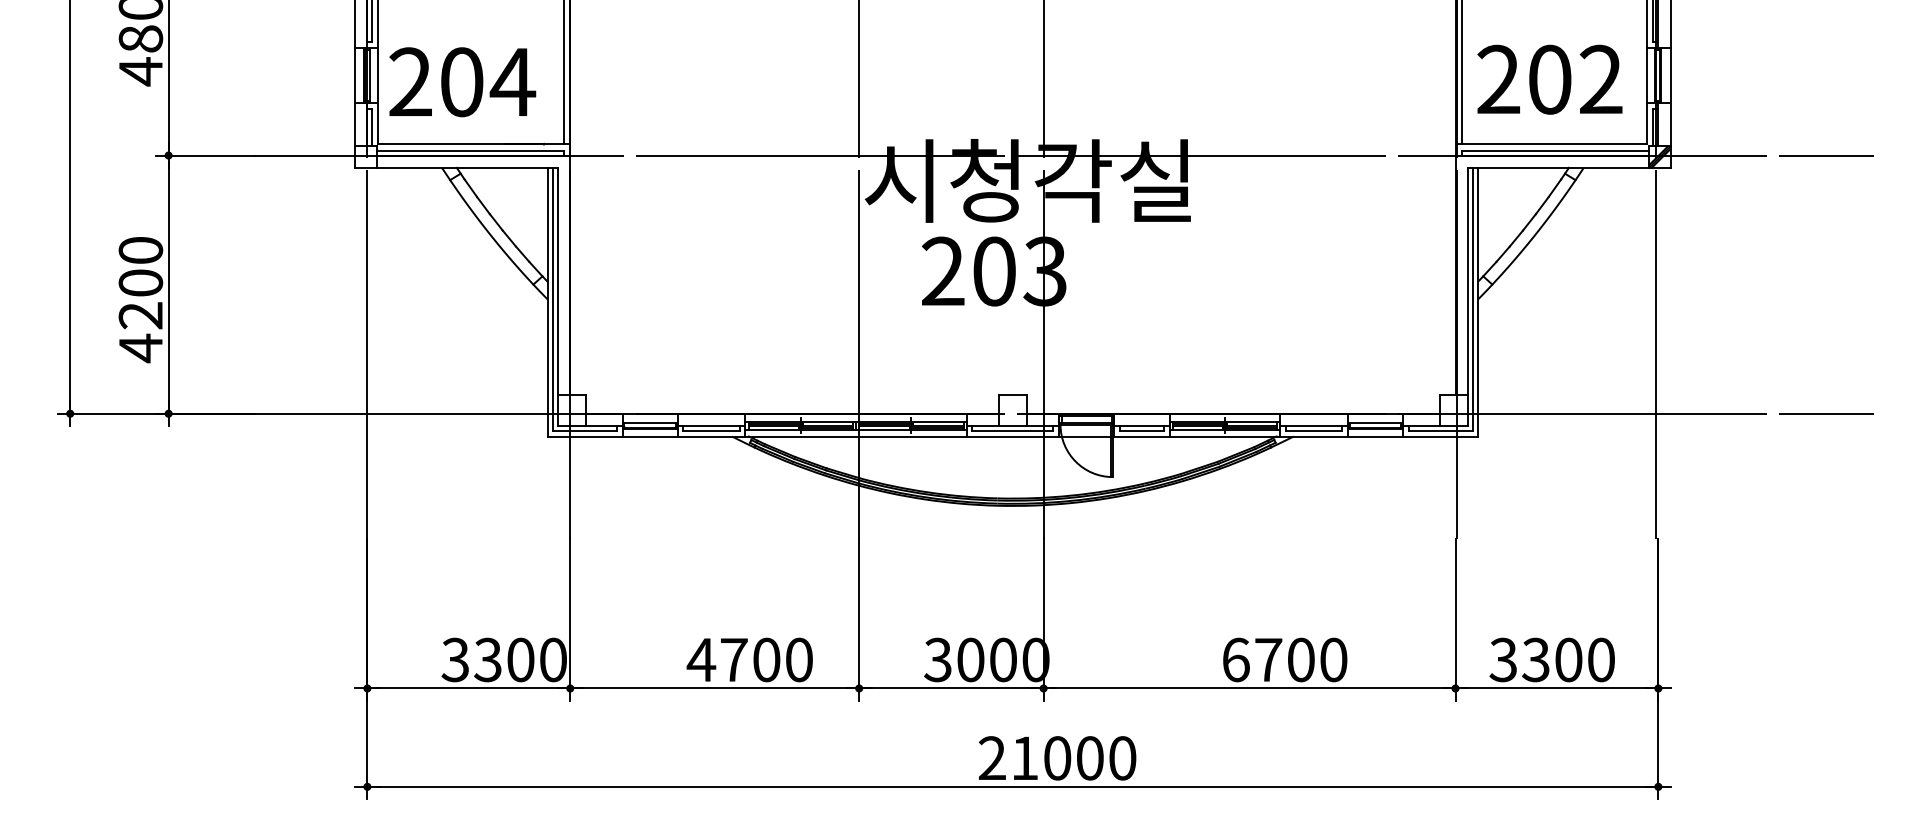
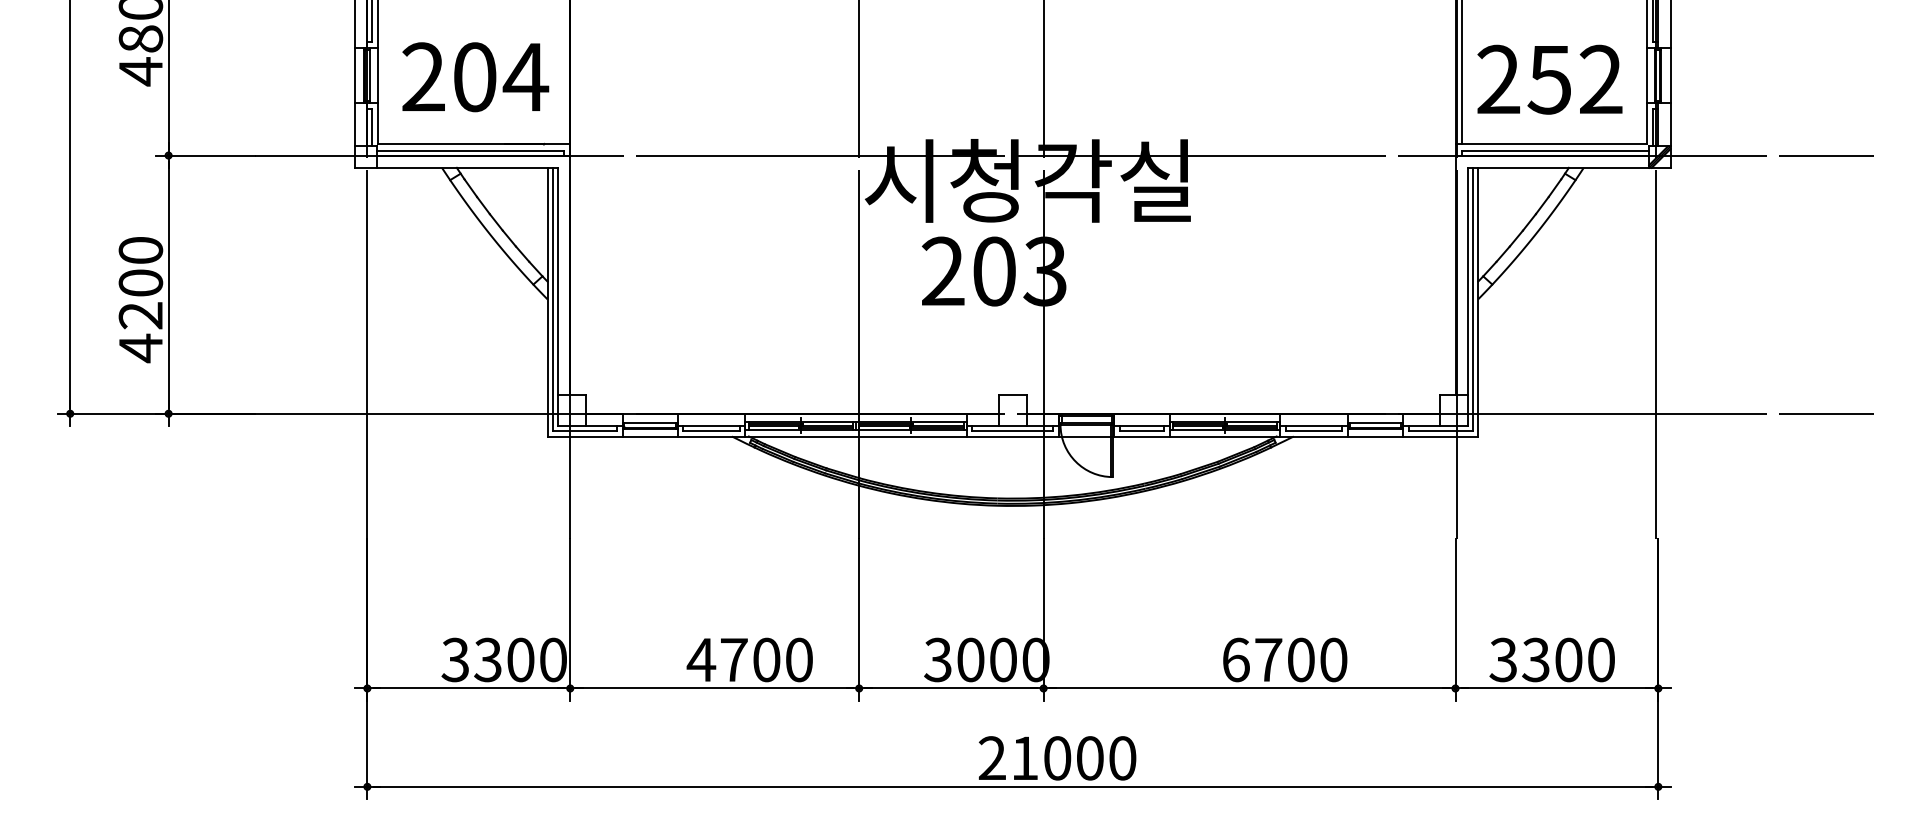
line: present -> none (564, 73)
text: 202 -> 252 (1549, 79)
text position: (462, 82) -> (475, 77) (475, 77)
